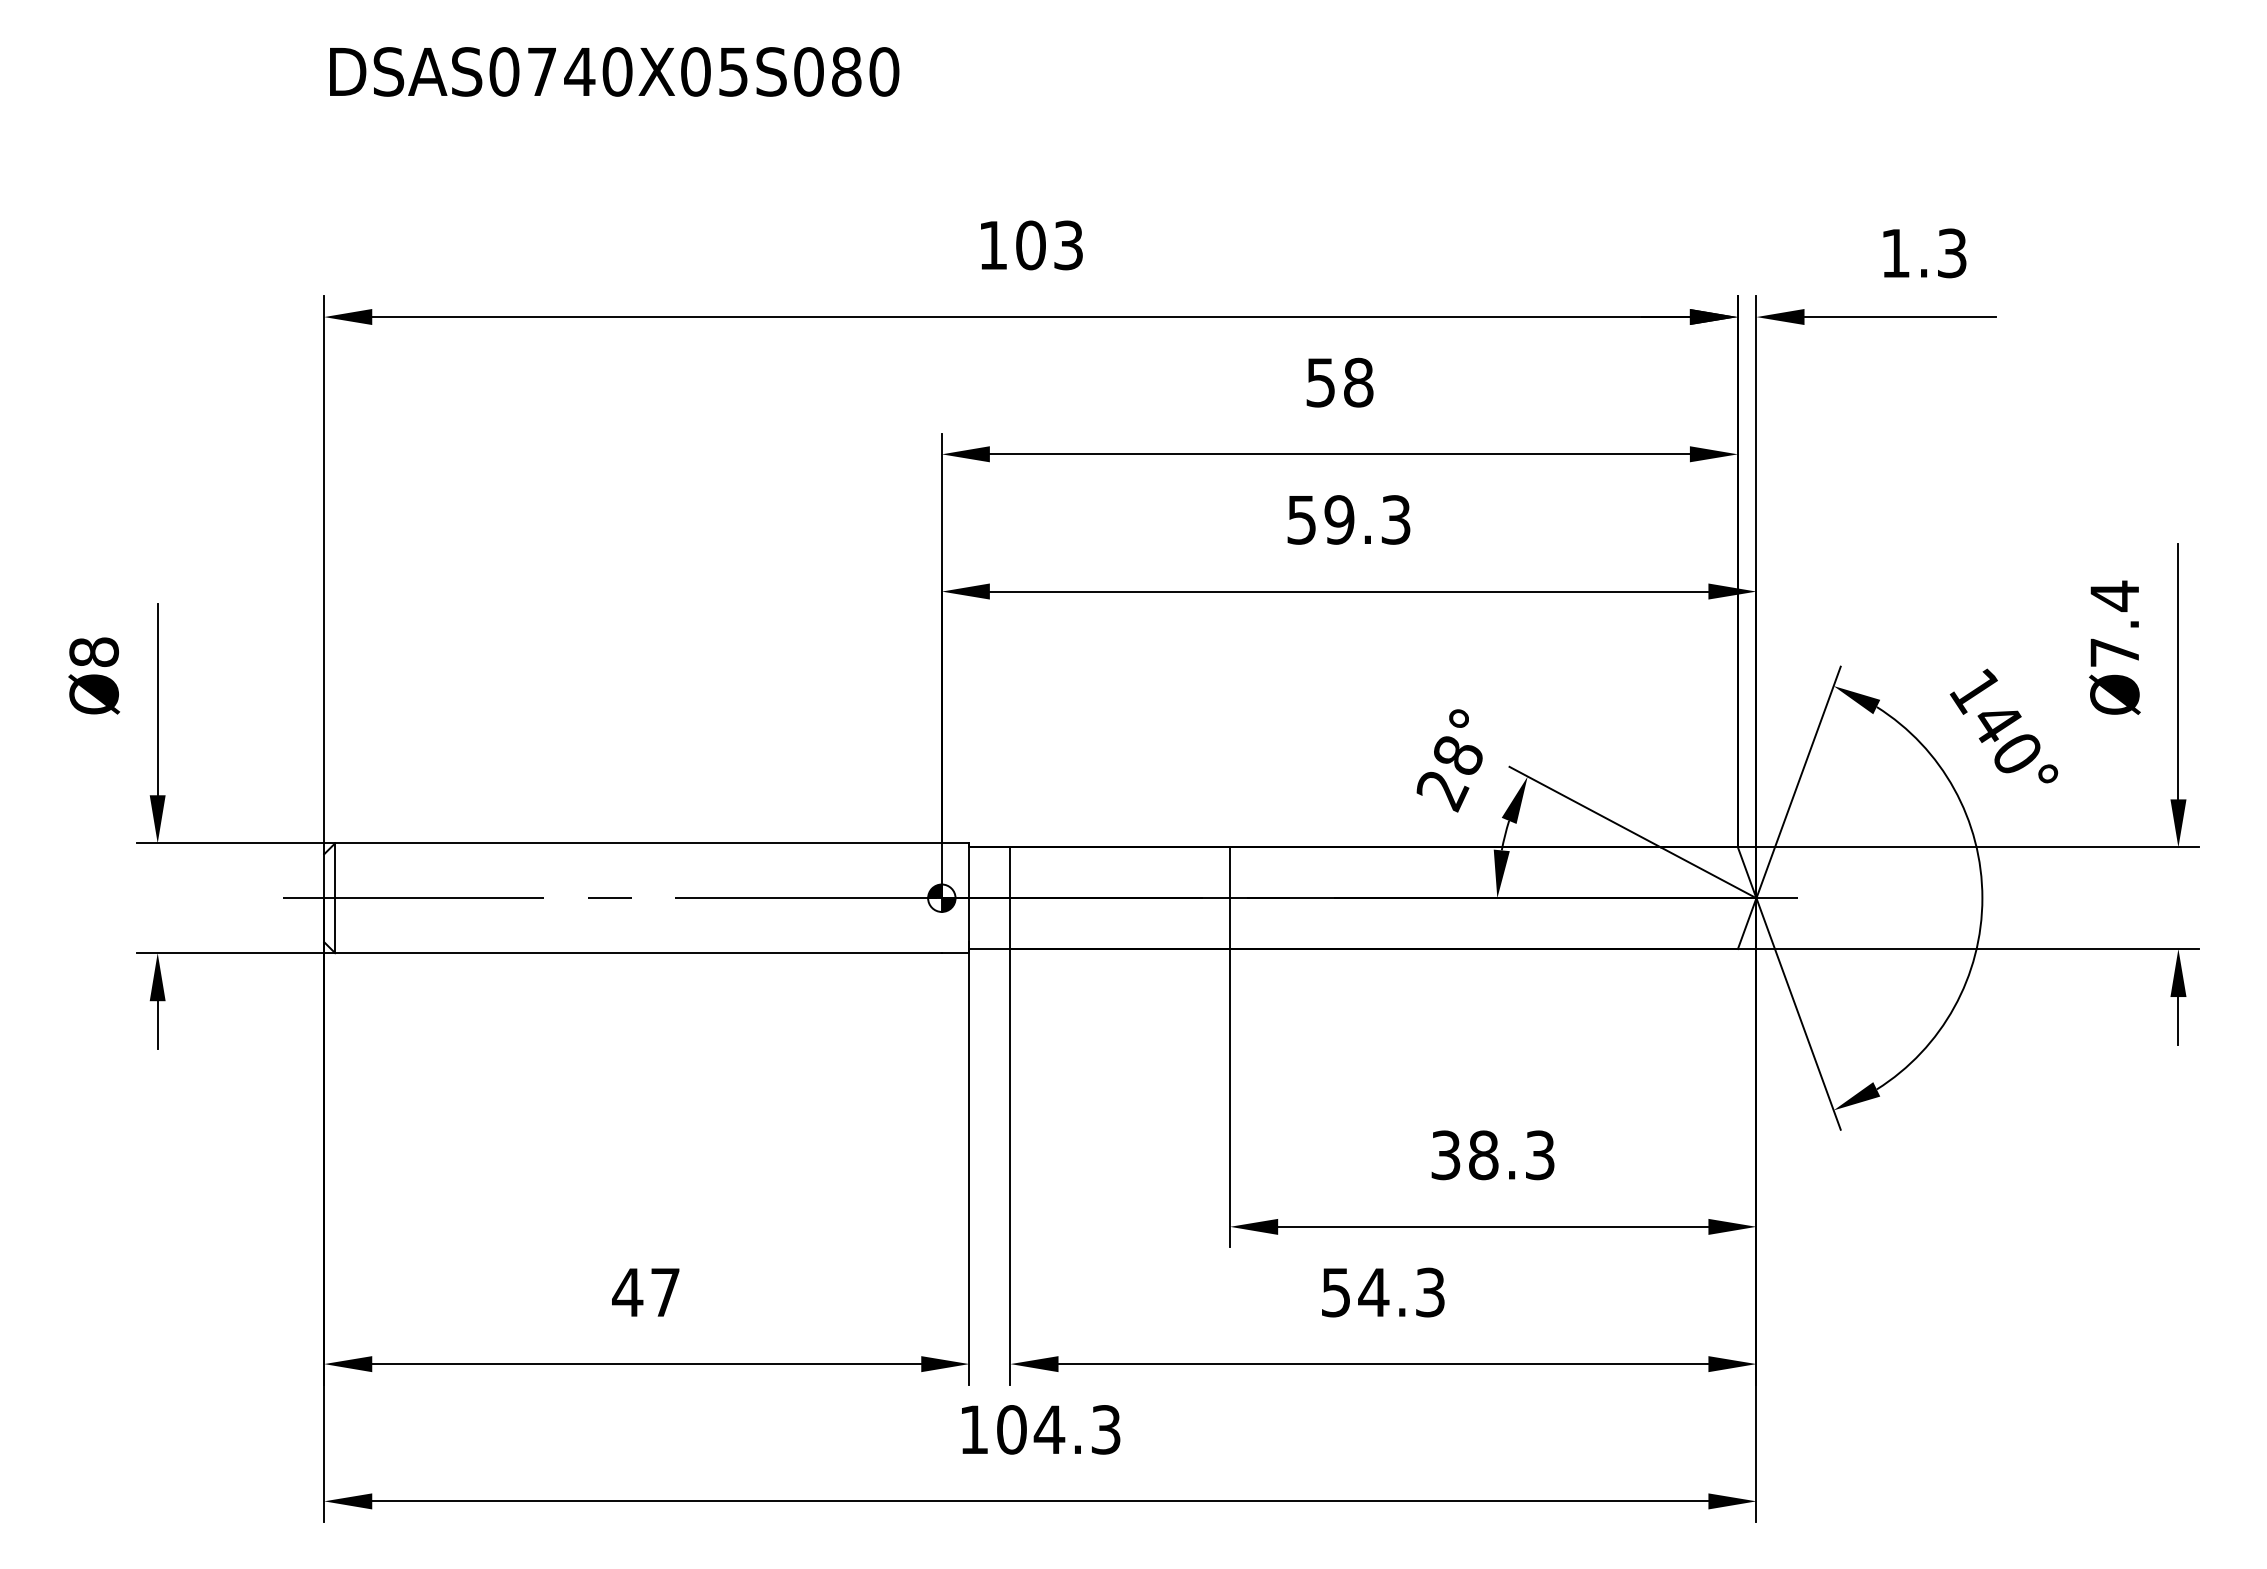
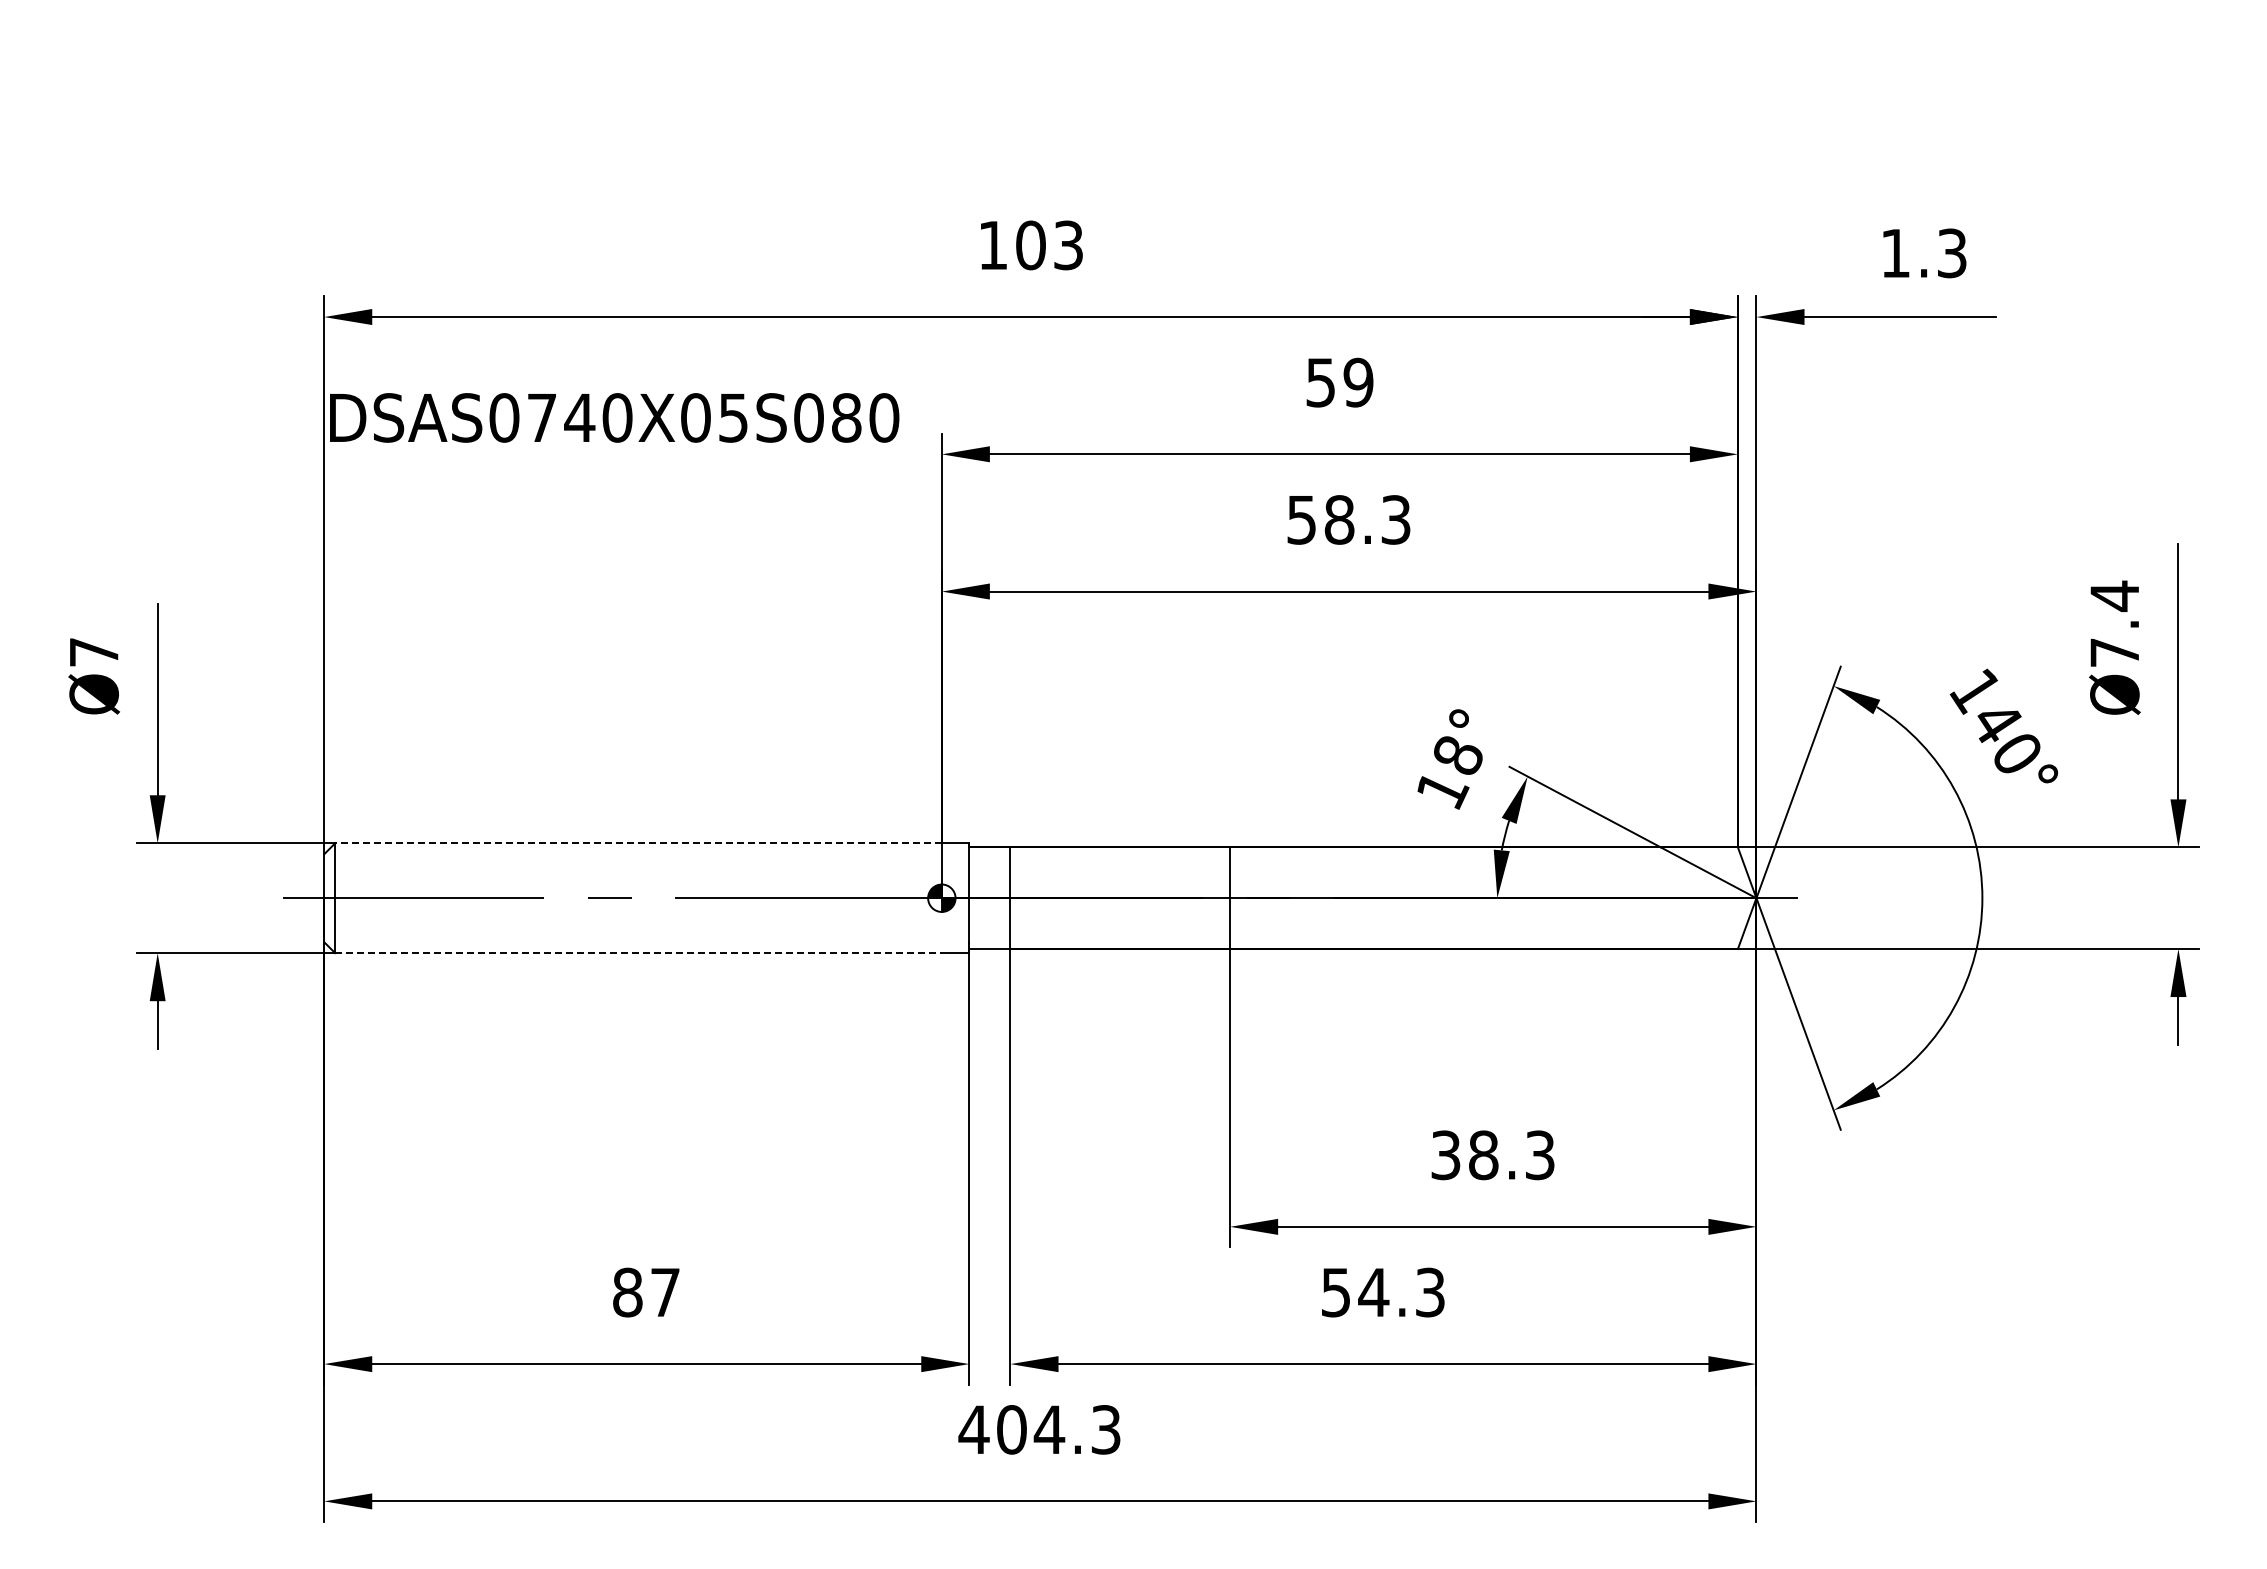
text position: (614, 71) -> (614, 417) (614, 417)
text: 58 -> 59 (1358, 382)
text: 59.3 -> 58.3 (1339, 519)
text: Ø8 -> Ø7 (93, 651)
text: 28° -> 18° (1442, 791)
line: solid -> dashed (638, 843)
line: solid -> dashed (639, 953)
text: 47 -> 87 (627, 1292)
text: 104.3 -> 404.3 (973, 1429)
